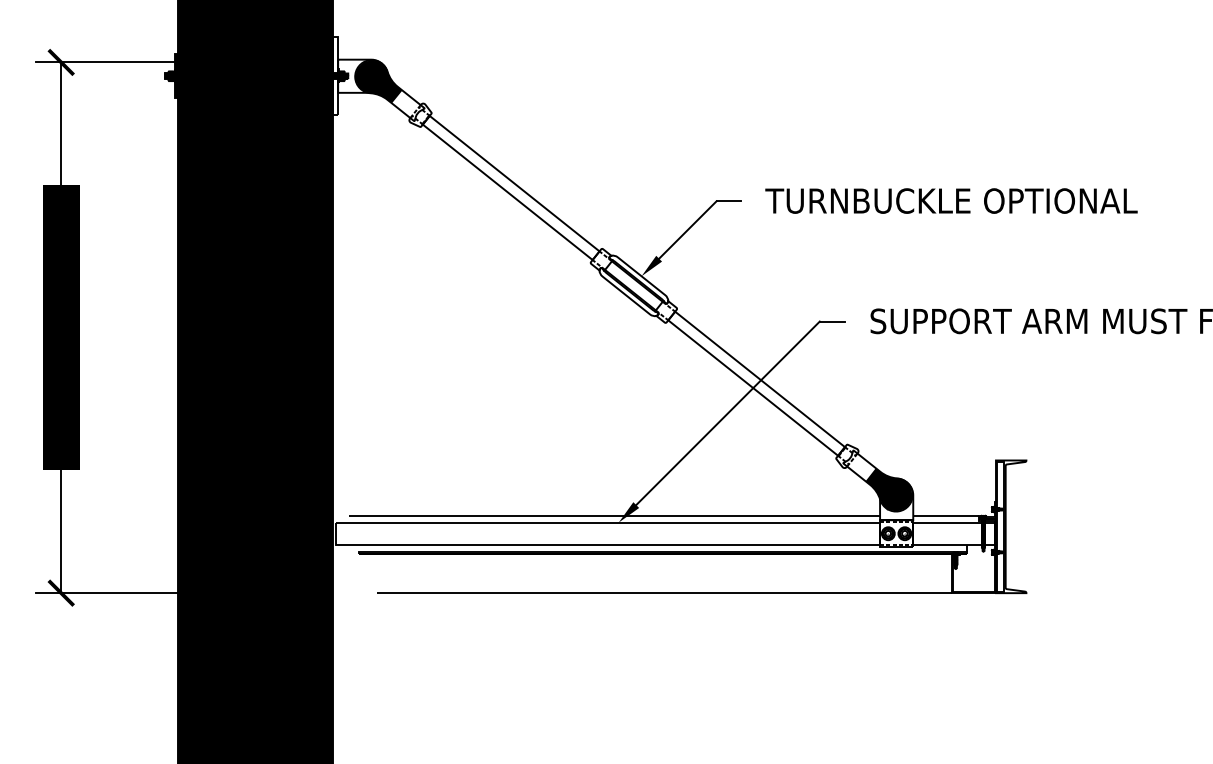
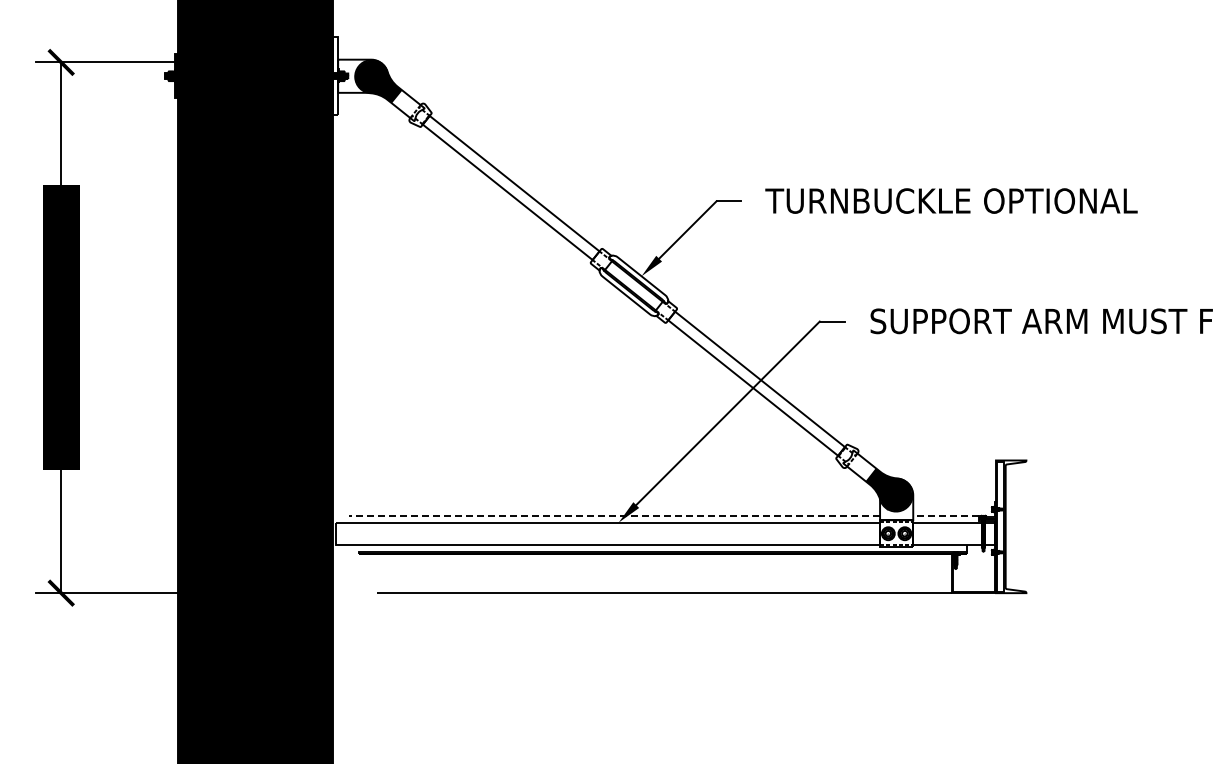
line: solid -> dashed (614, 515)
line: solid -> dashed (945, 515)
